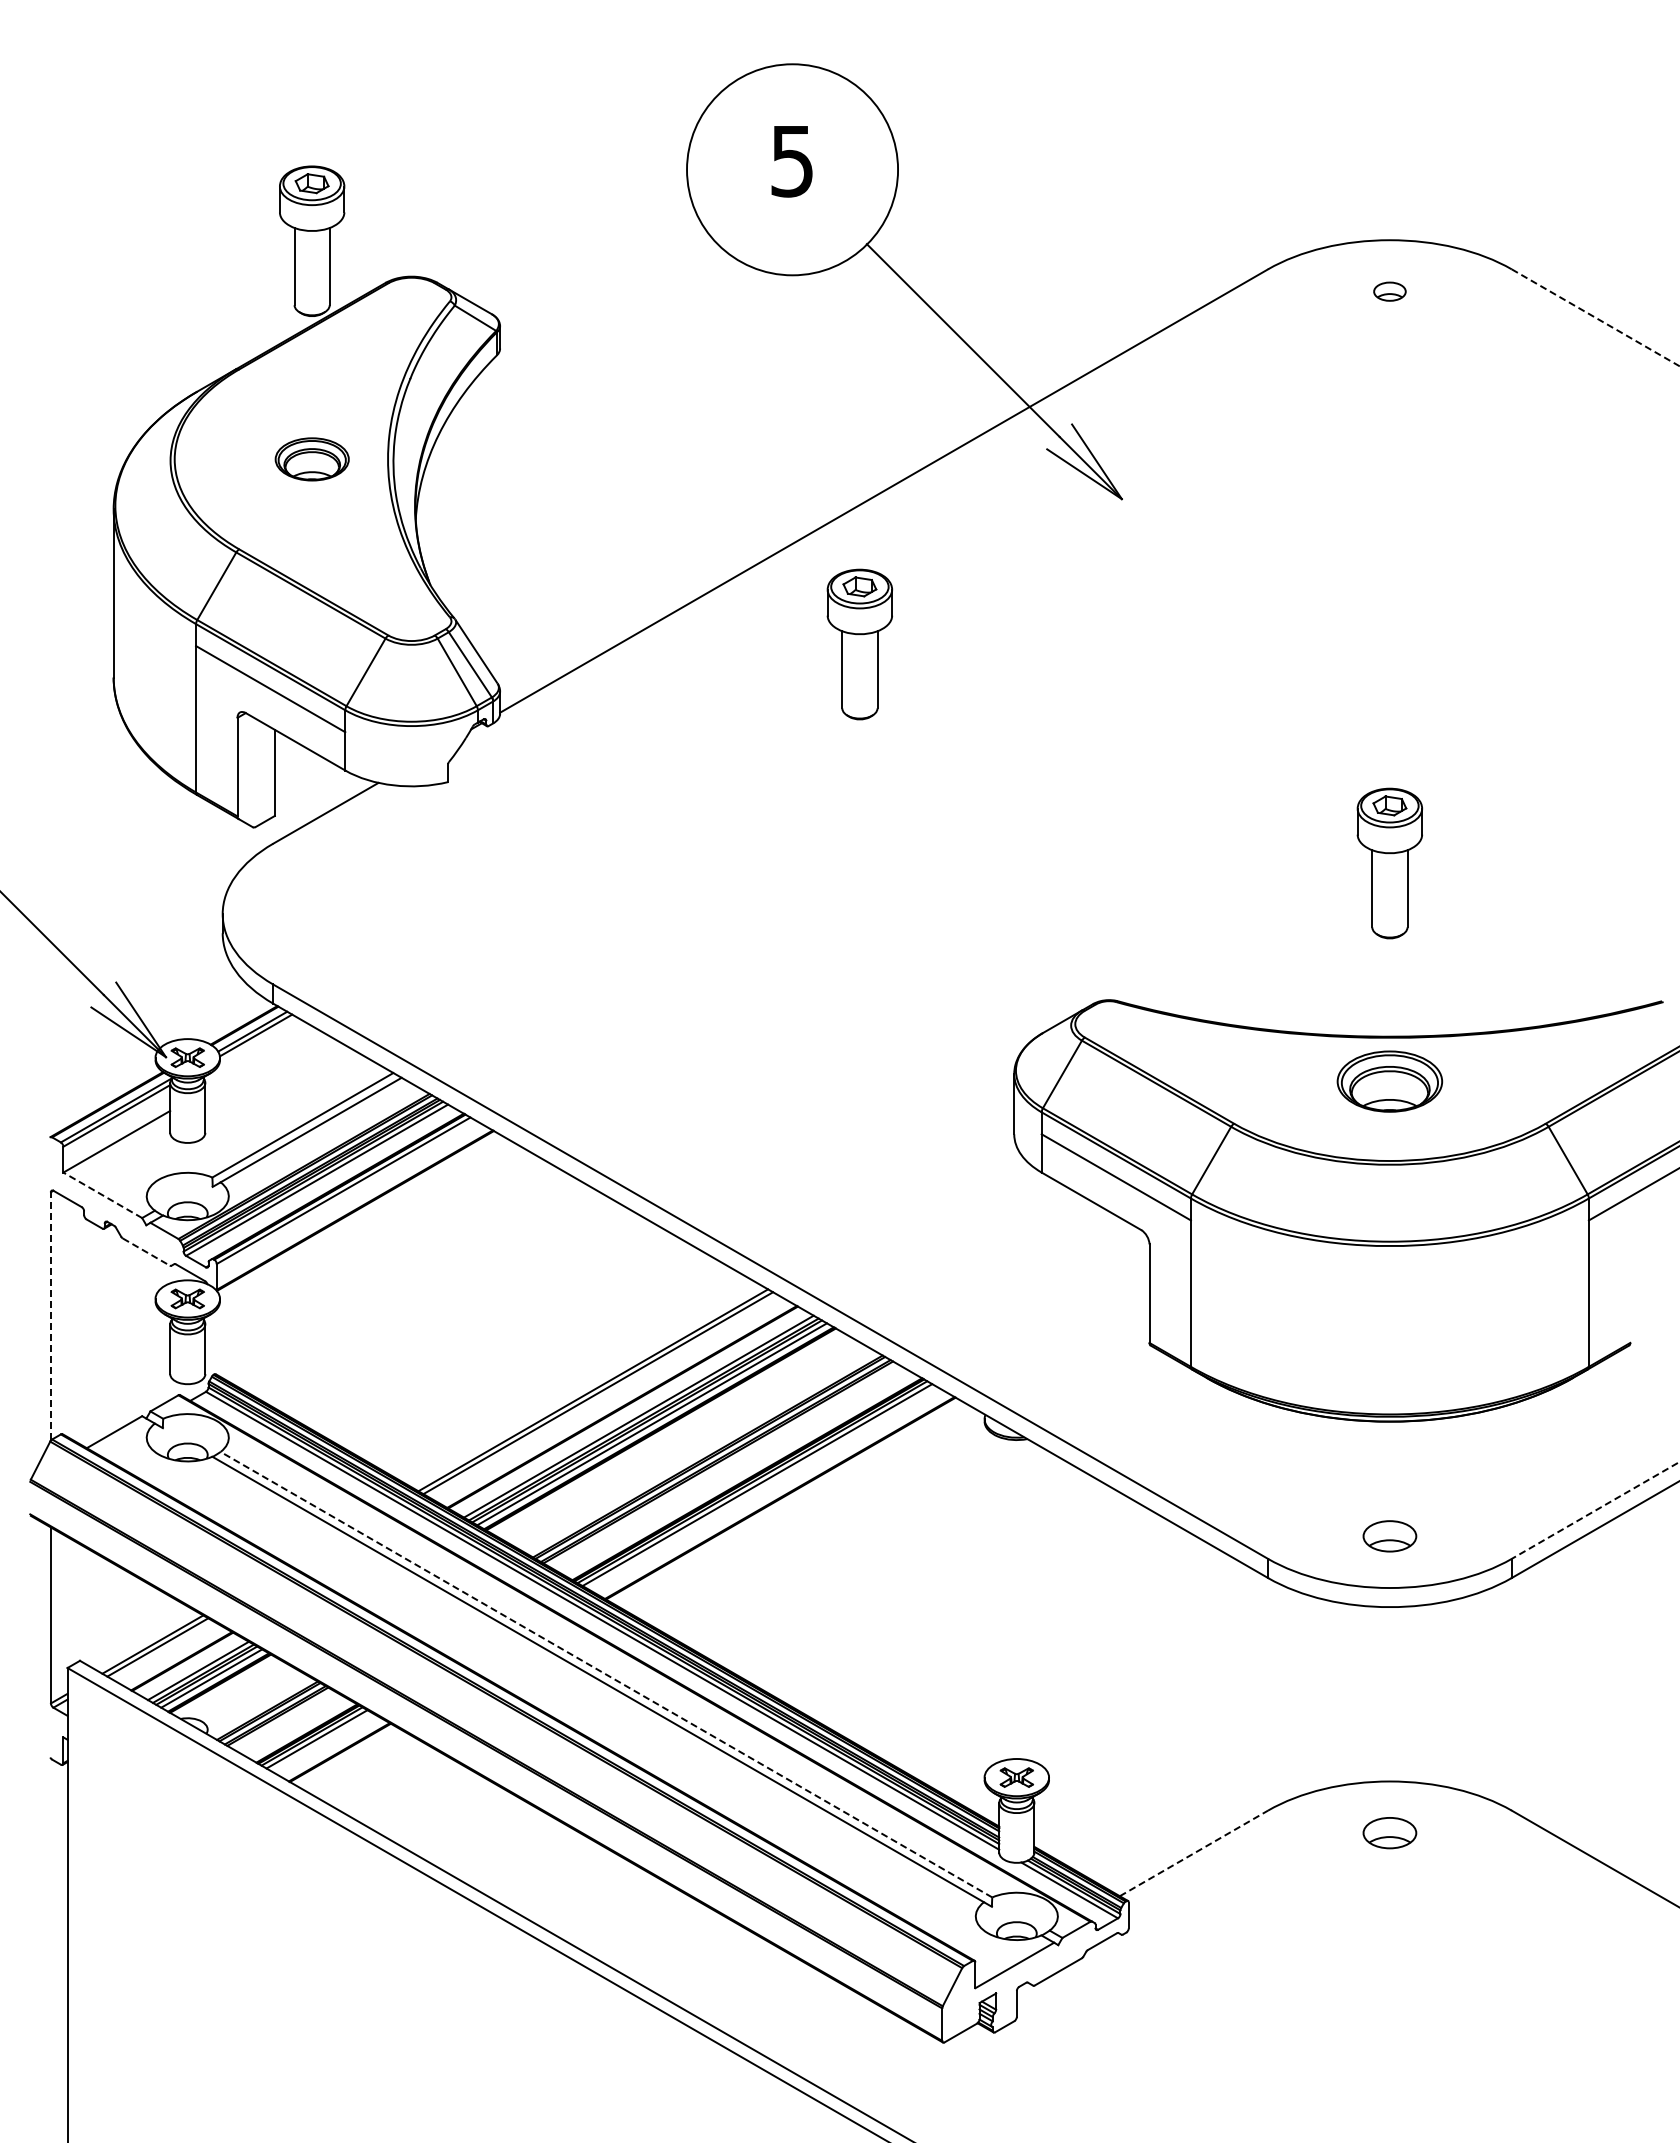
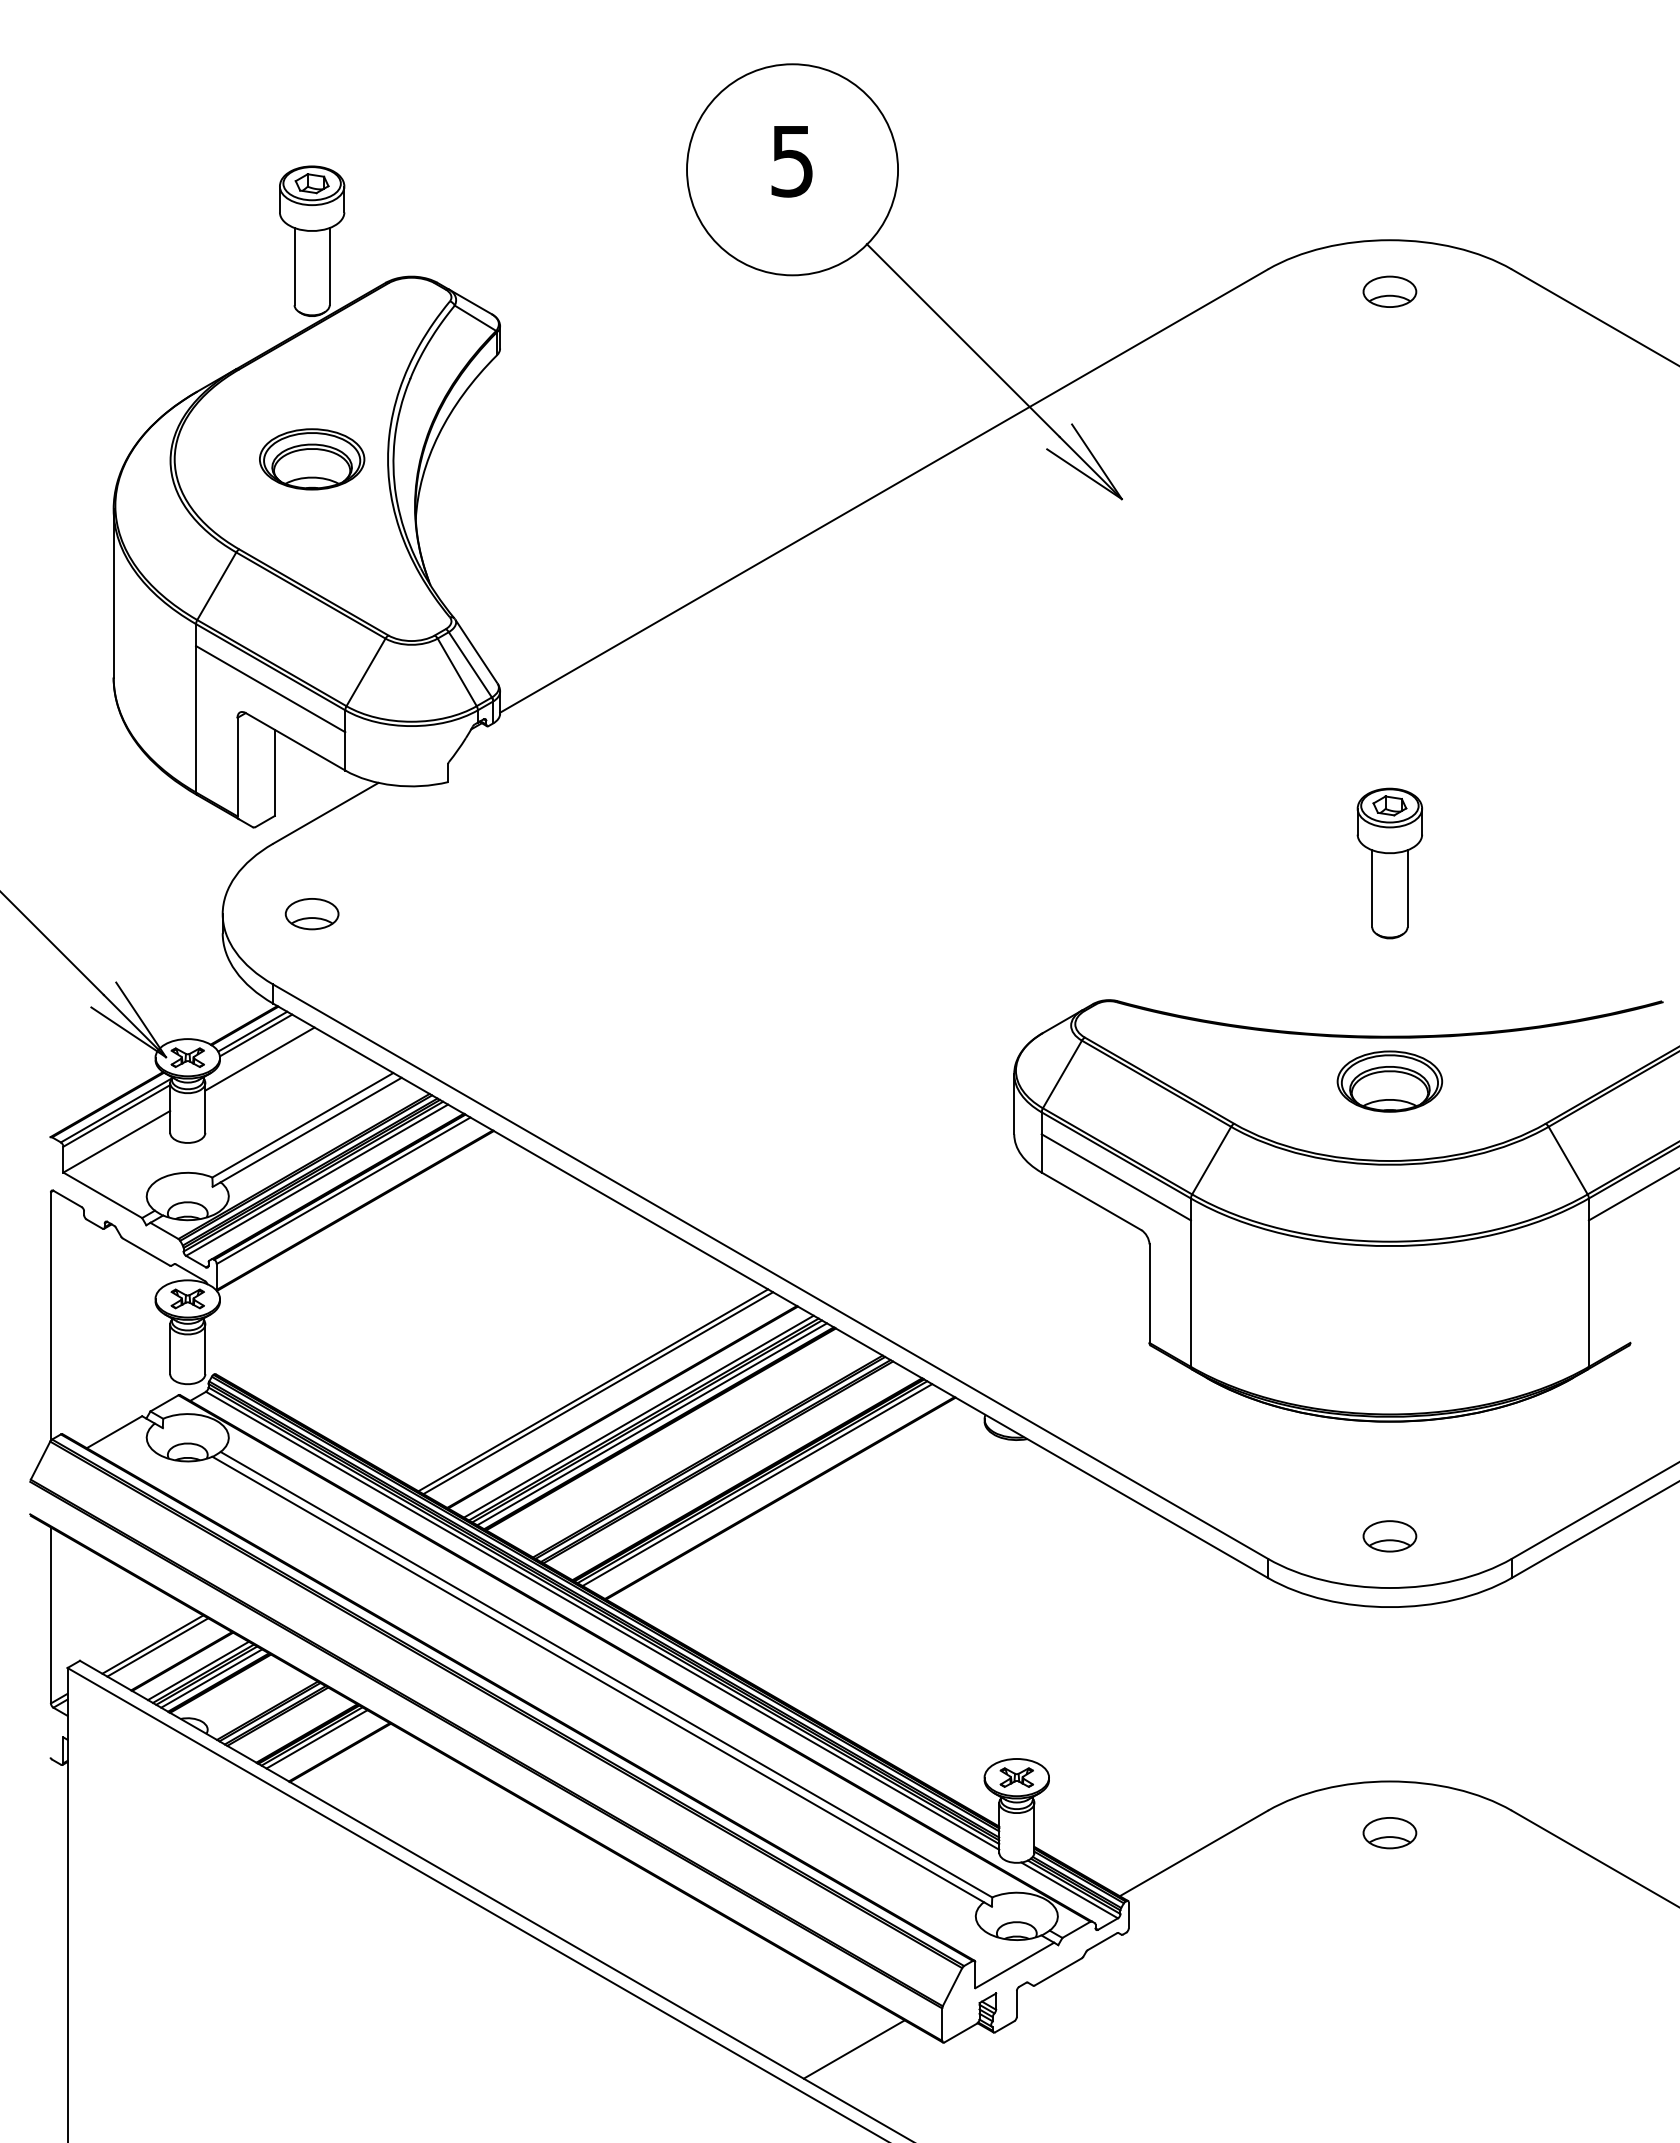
part size: 34x21 px -> 56x33 px (1389, 291)
line: dashed -> solid (1595, 317)
part size: 76x45 px -> 107x63 px (312, 459)
part: present -> none (859, 644)
part: none -> present (311, 914)
line: none -> present (259, 1058)
line: dashed -> solid (102, 1195)
line: dashed -> solid (146, 1252)
line: dashed -> solid (51, 1315)
line: dashed -> solid (1595, 1510)
line: dashed -> solid (606, 1674)
line: dashed -> solid (1193, 1853)
line: none -> present (853, 2049)
